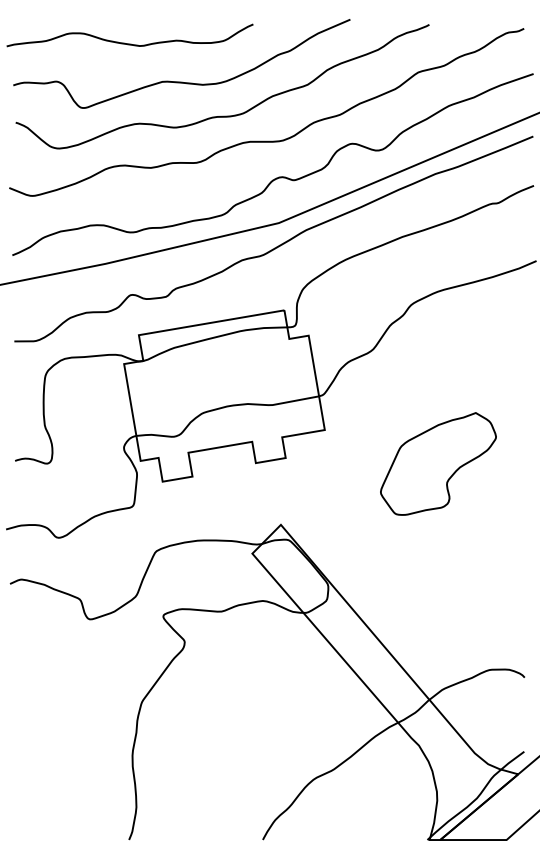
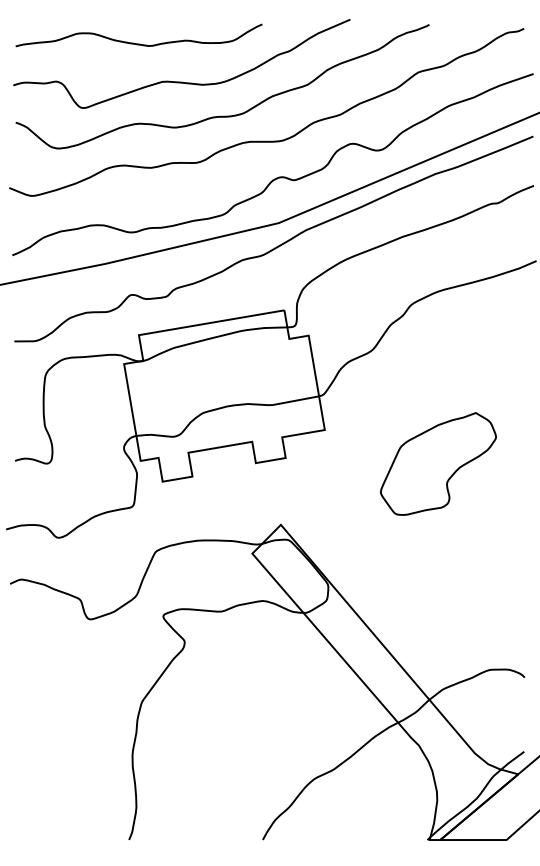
curve position: (129, 43) -> (138, 43) (138, 43)
